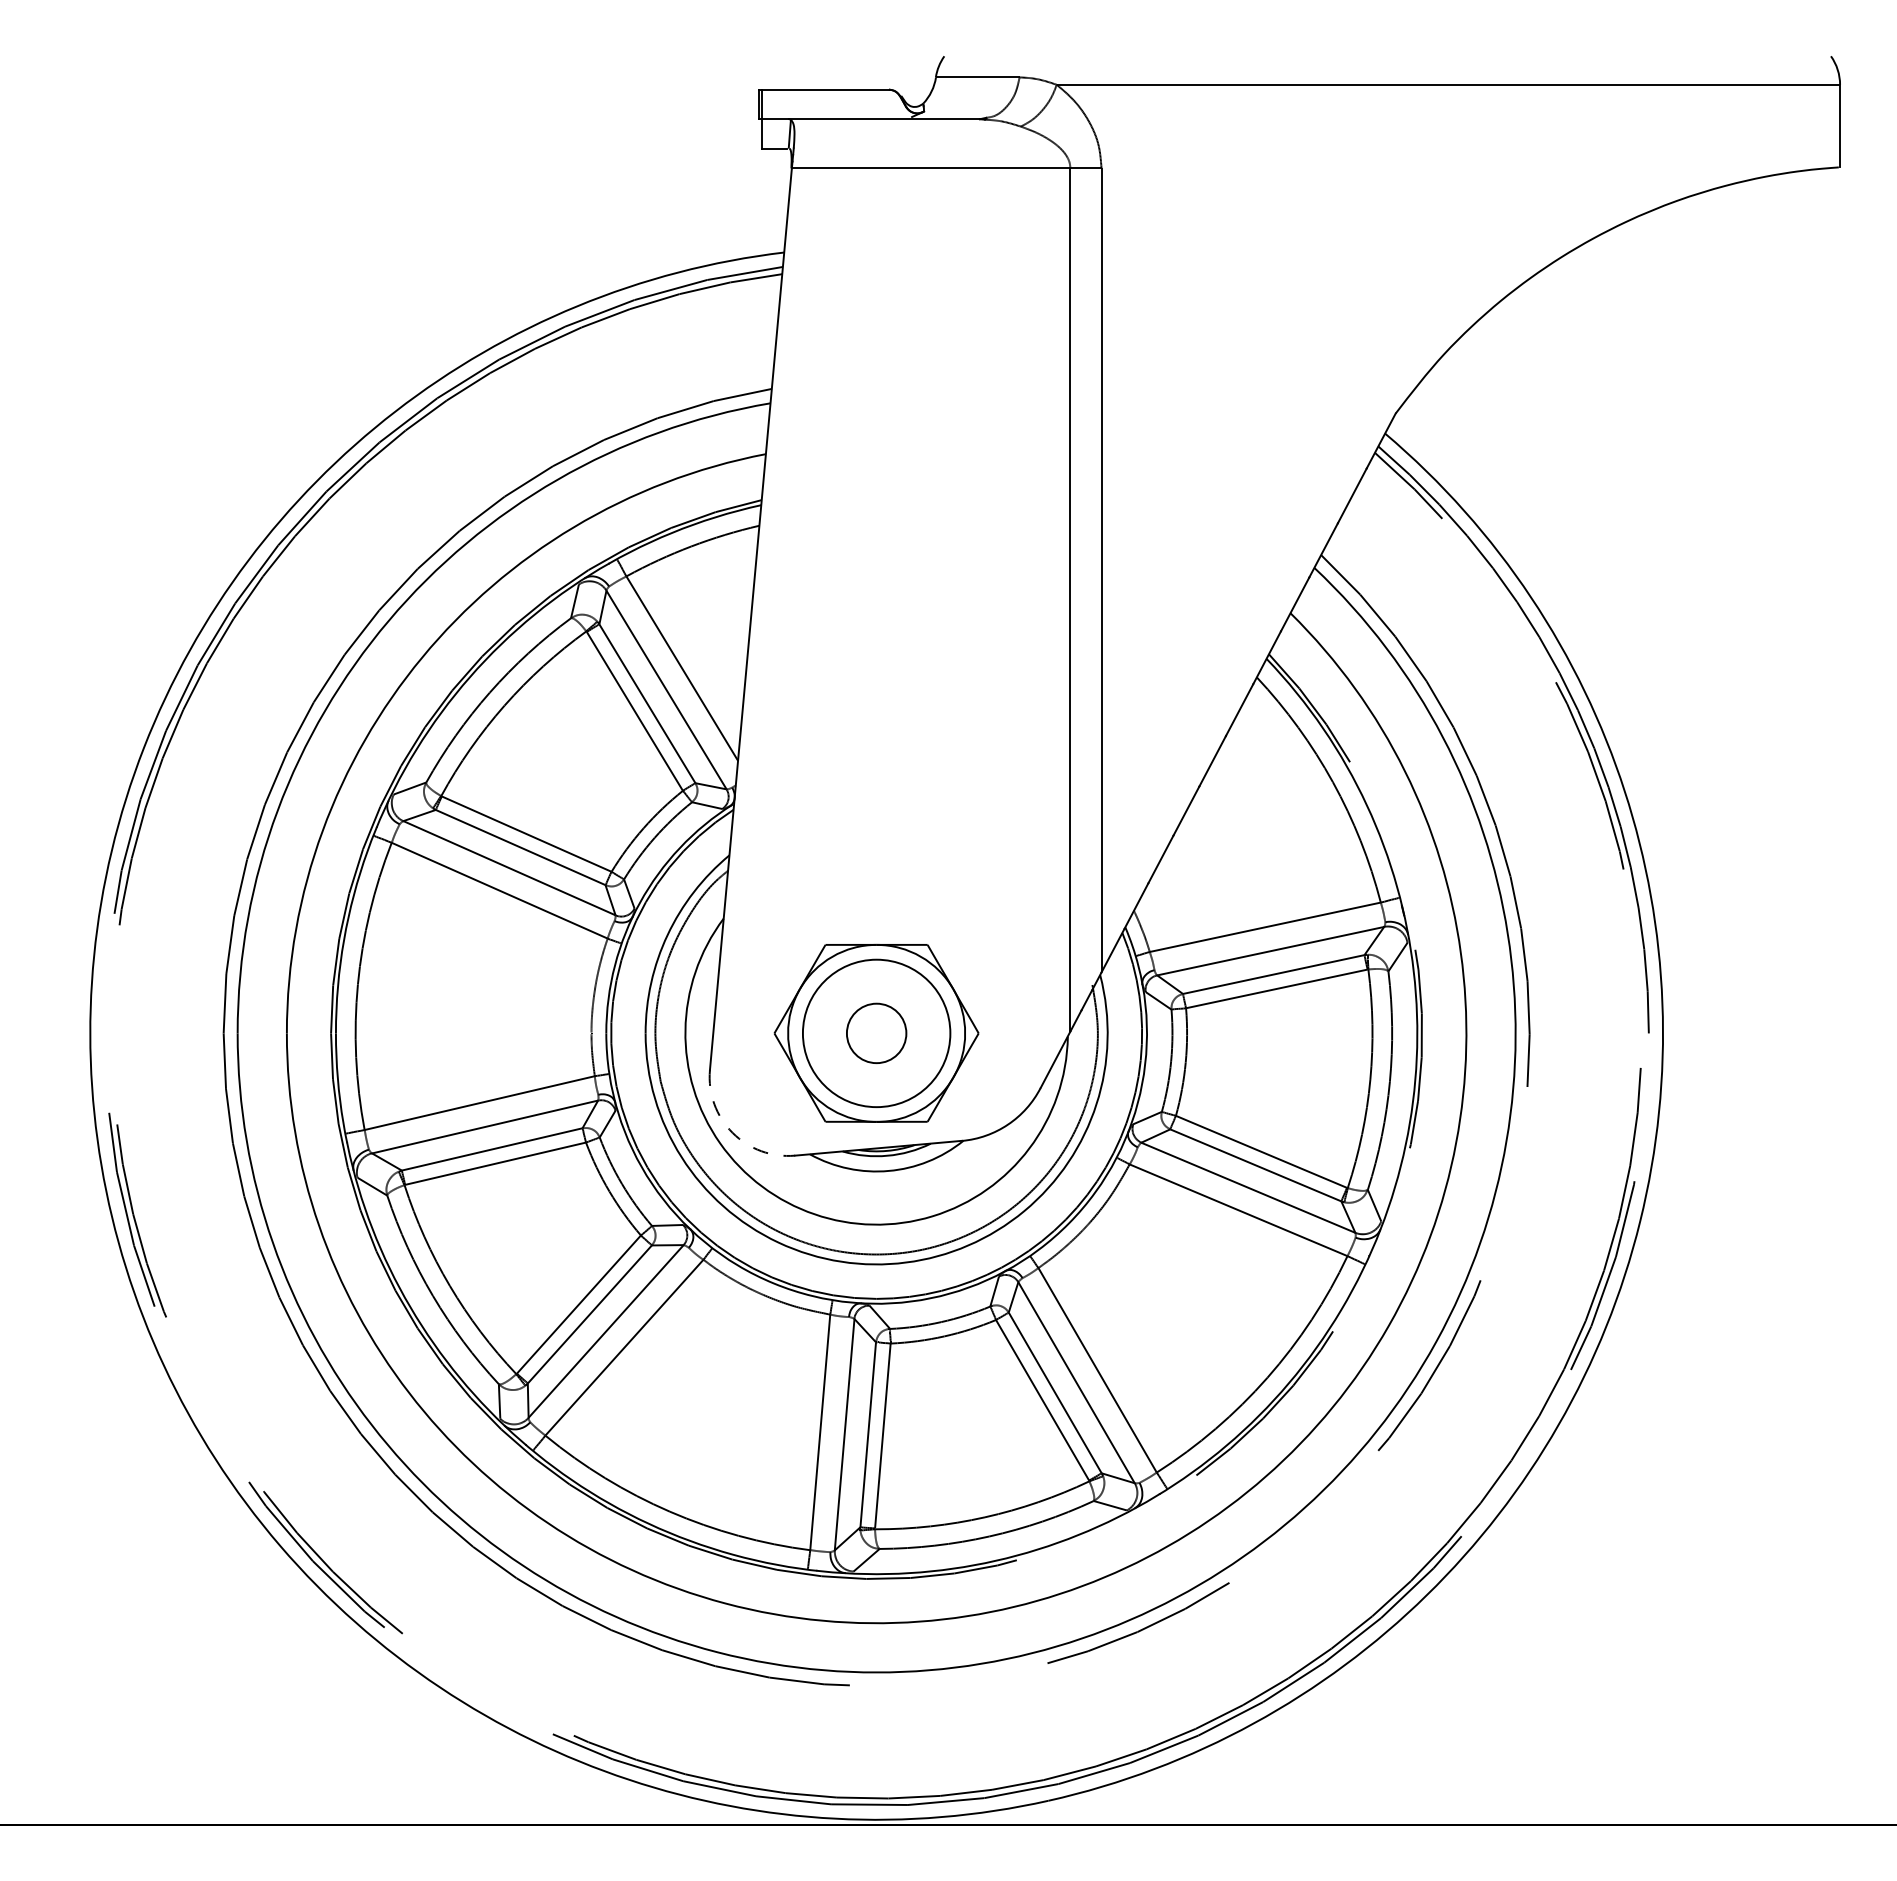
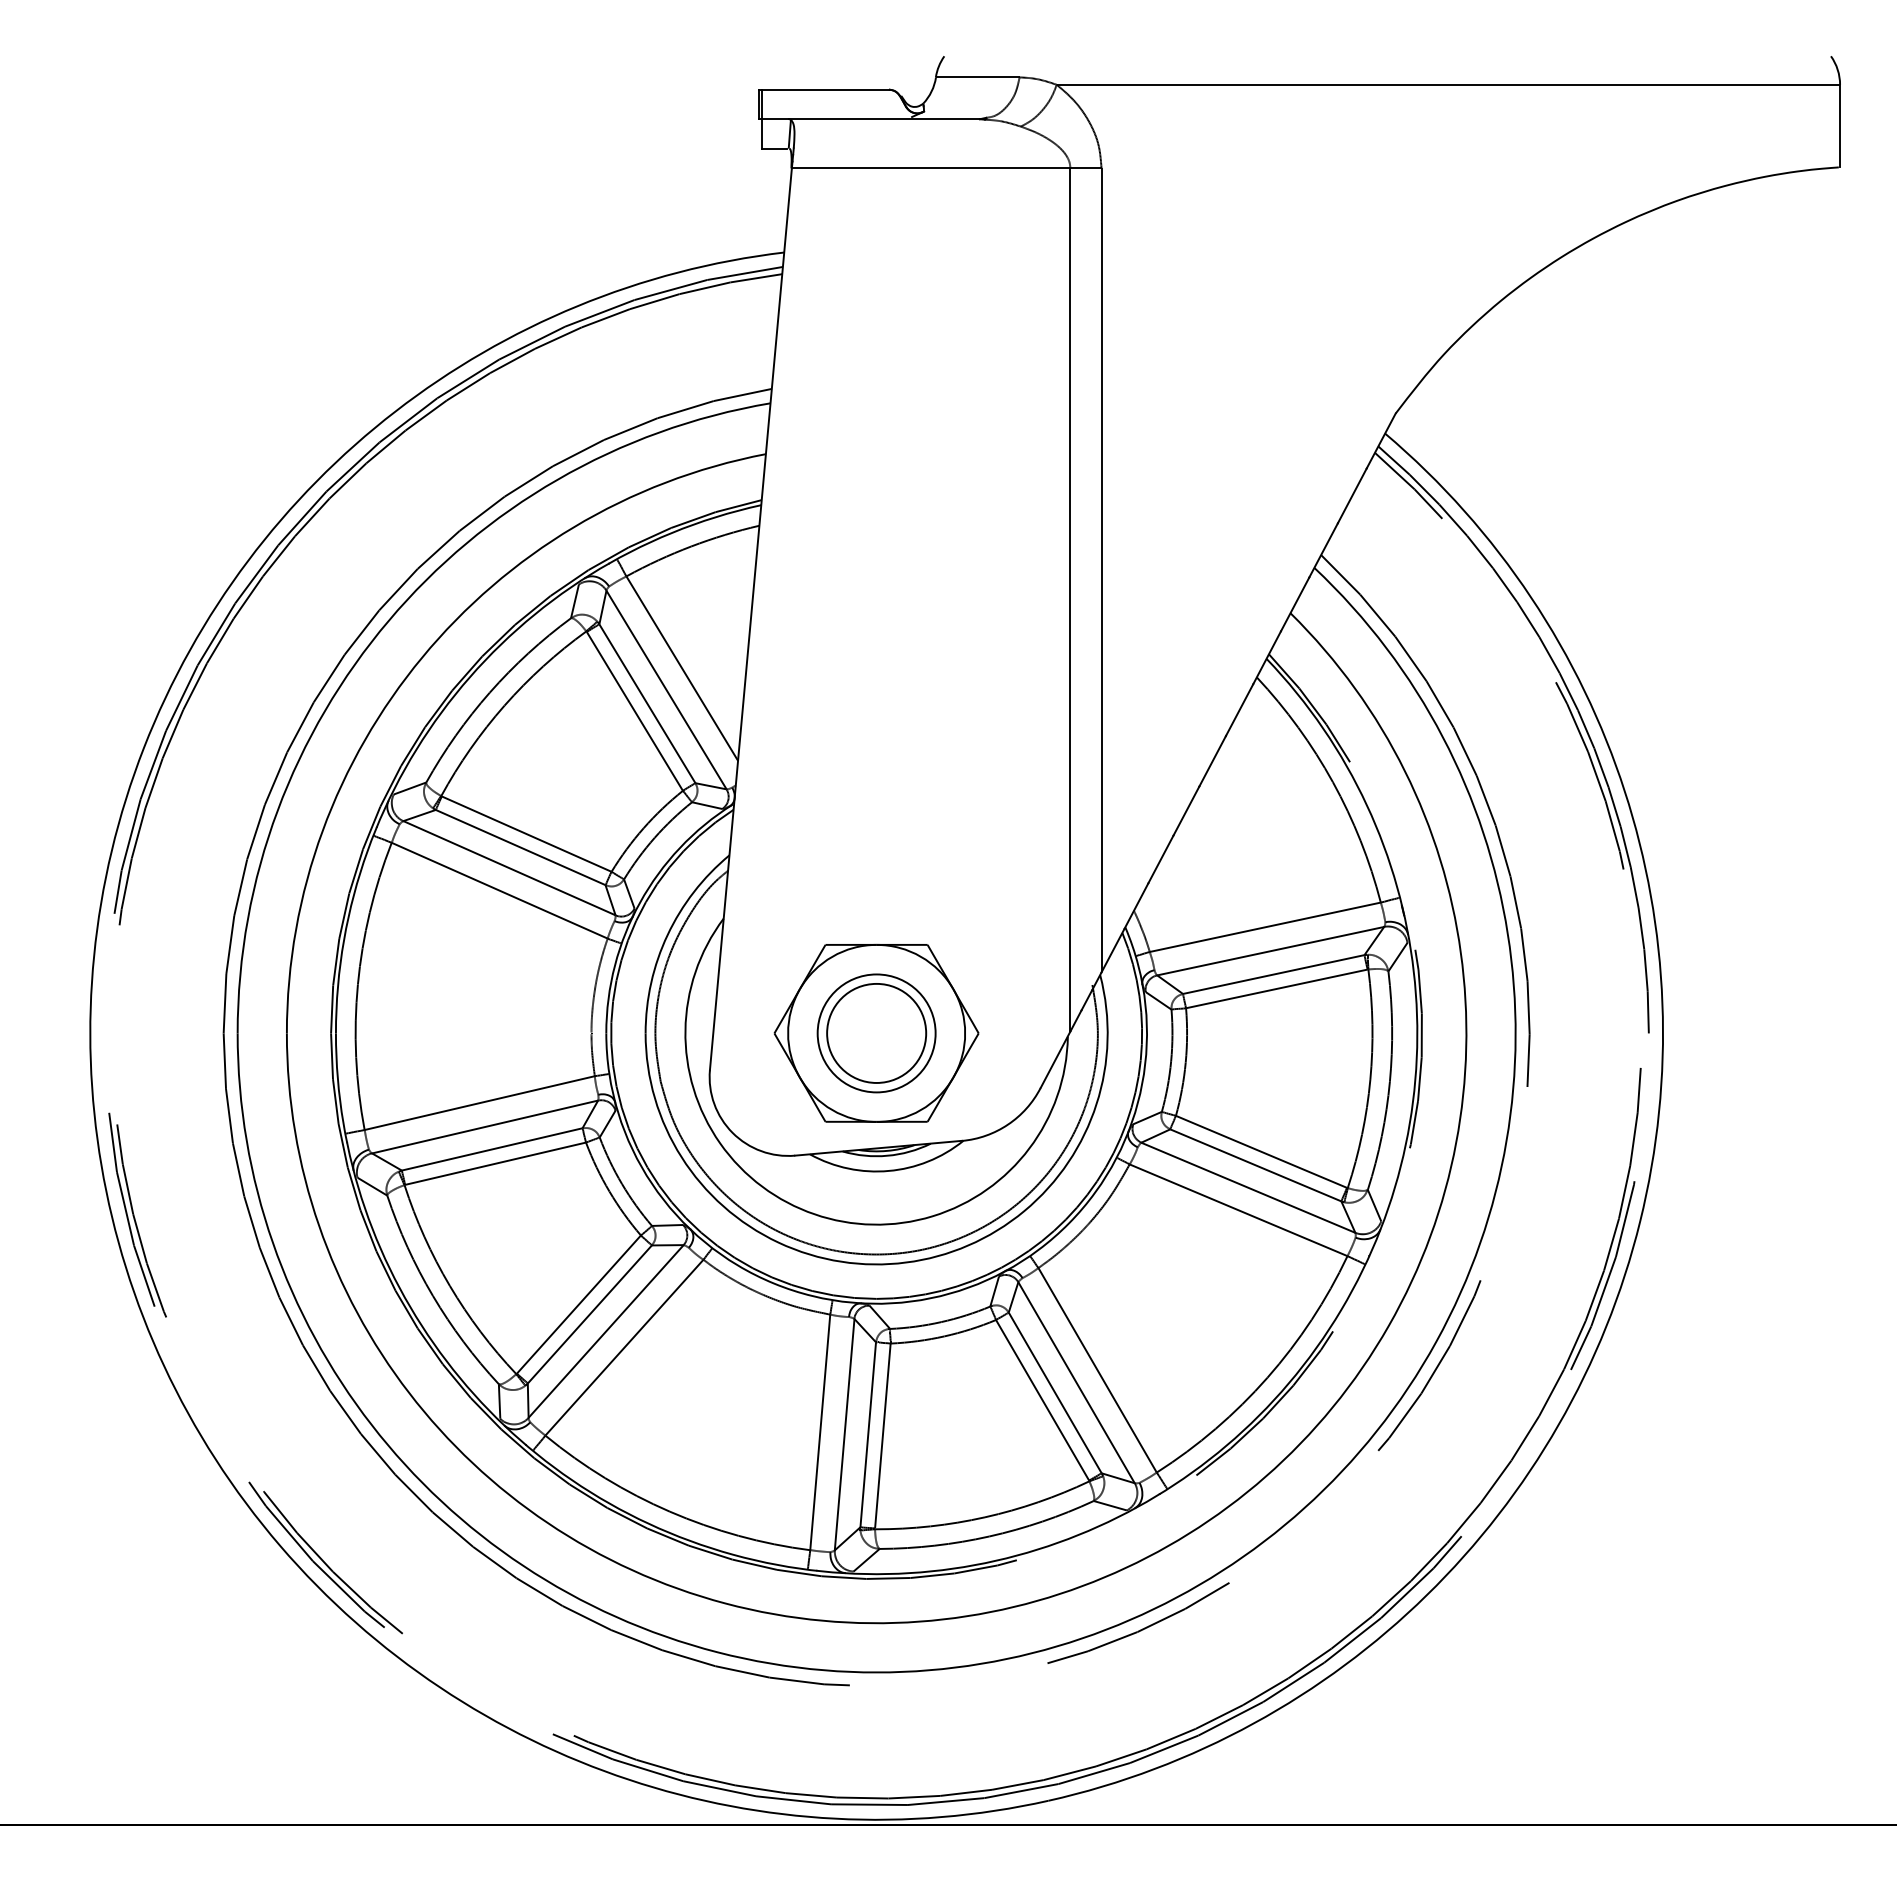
circle diameter: 147 px -> 118 px (876, 1033)
circle diameter: 59 px -> 99 px (876, 1032)
arc: dashed -> solid (732, 1132)
